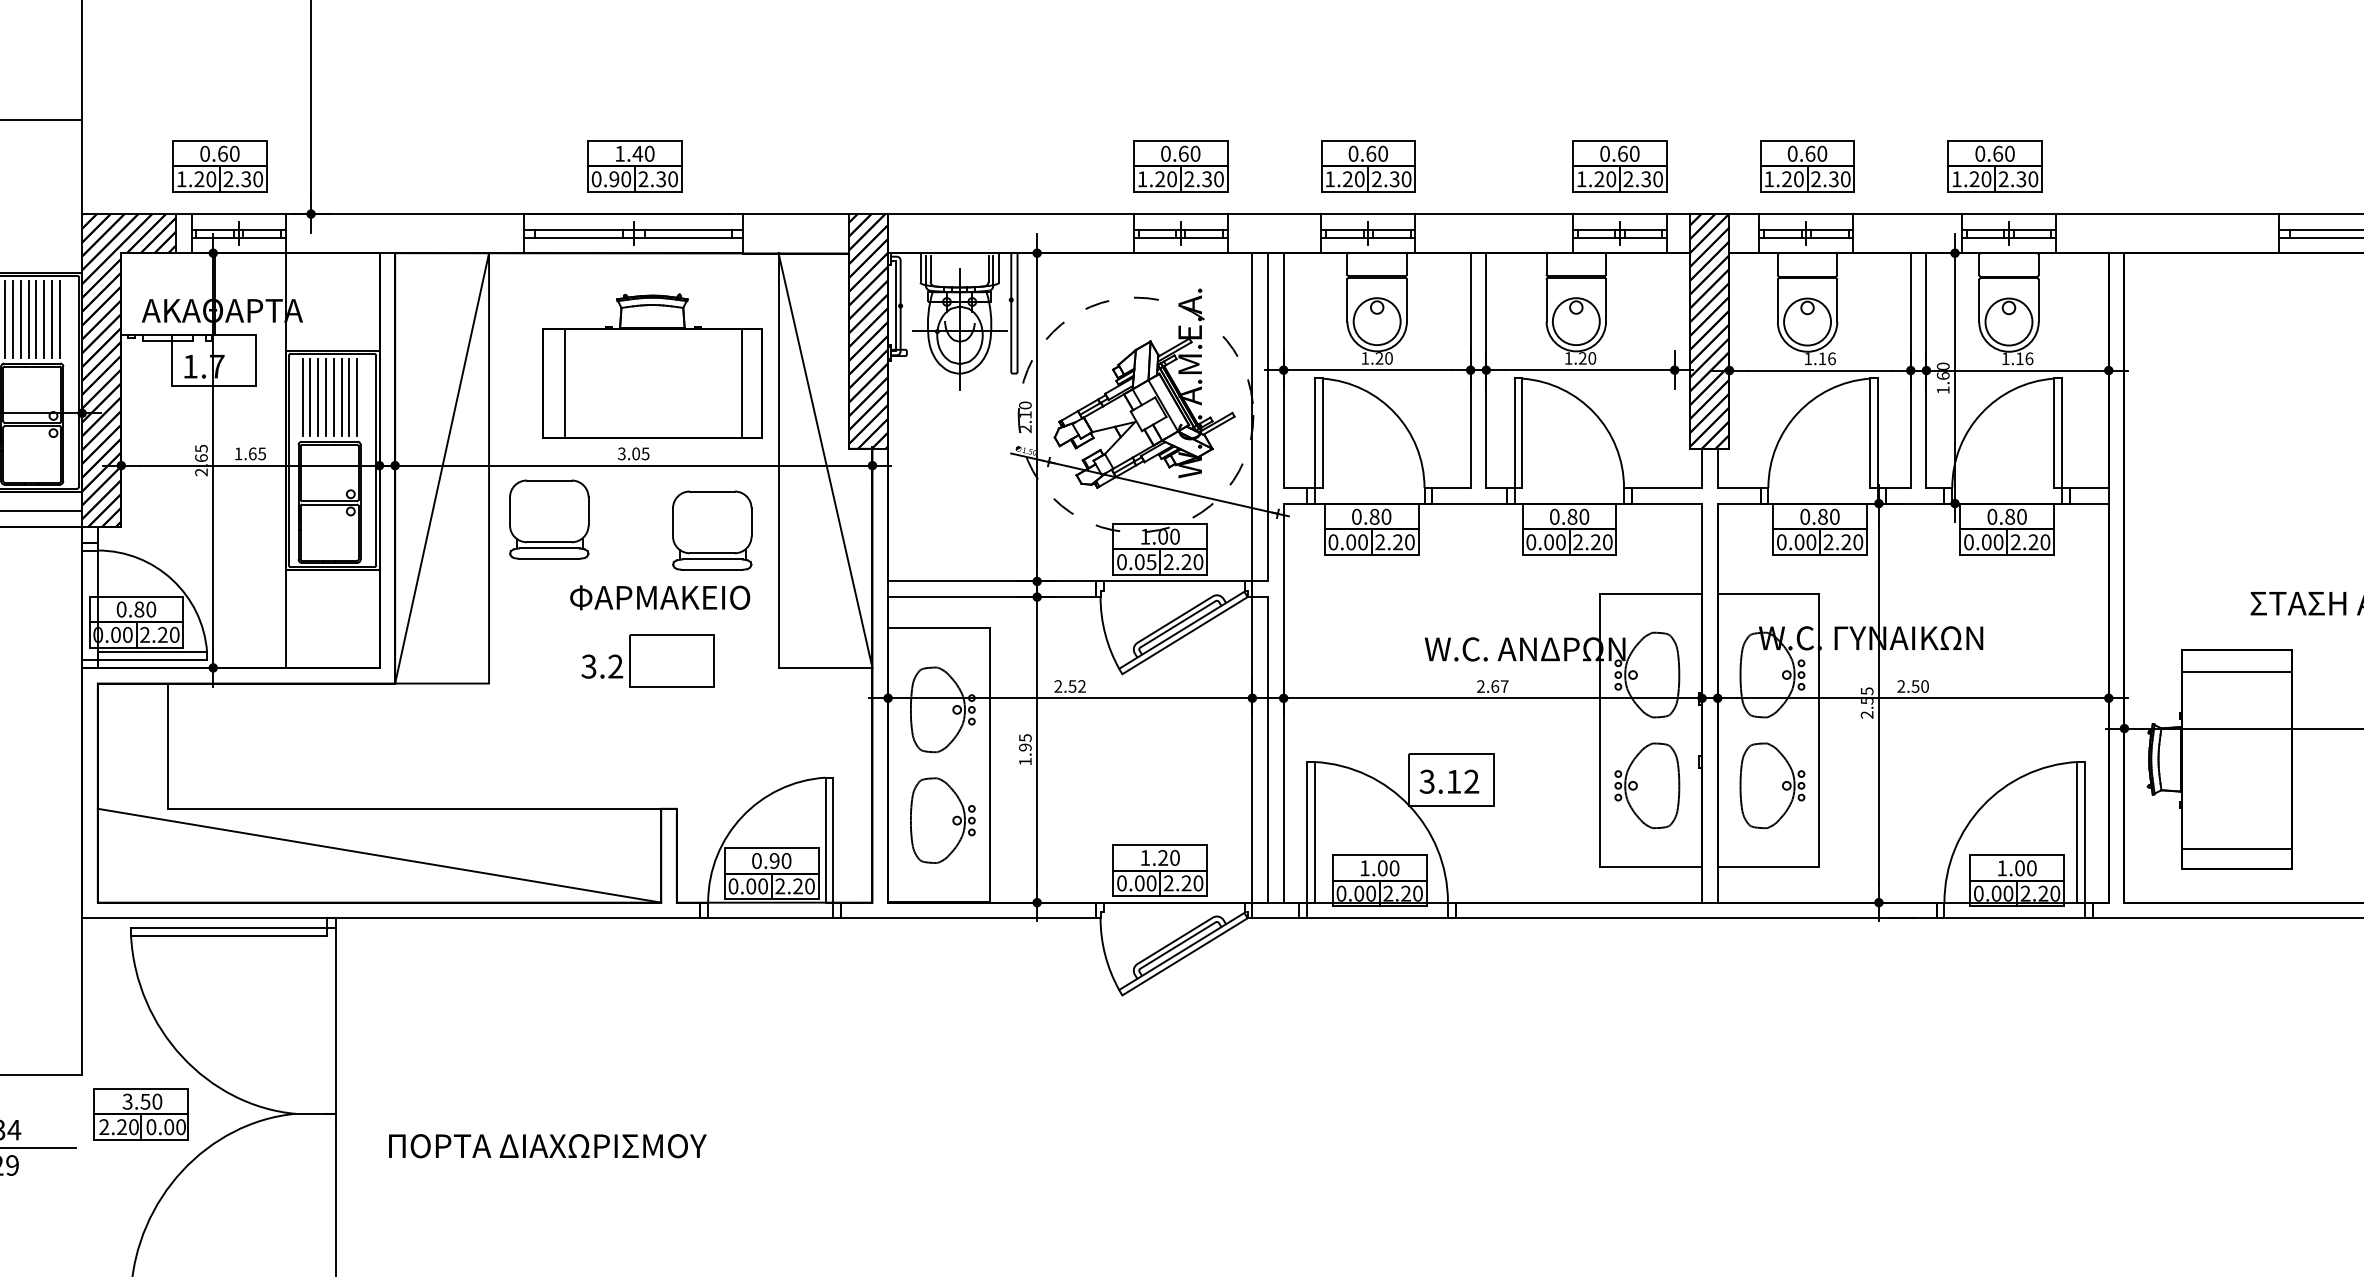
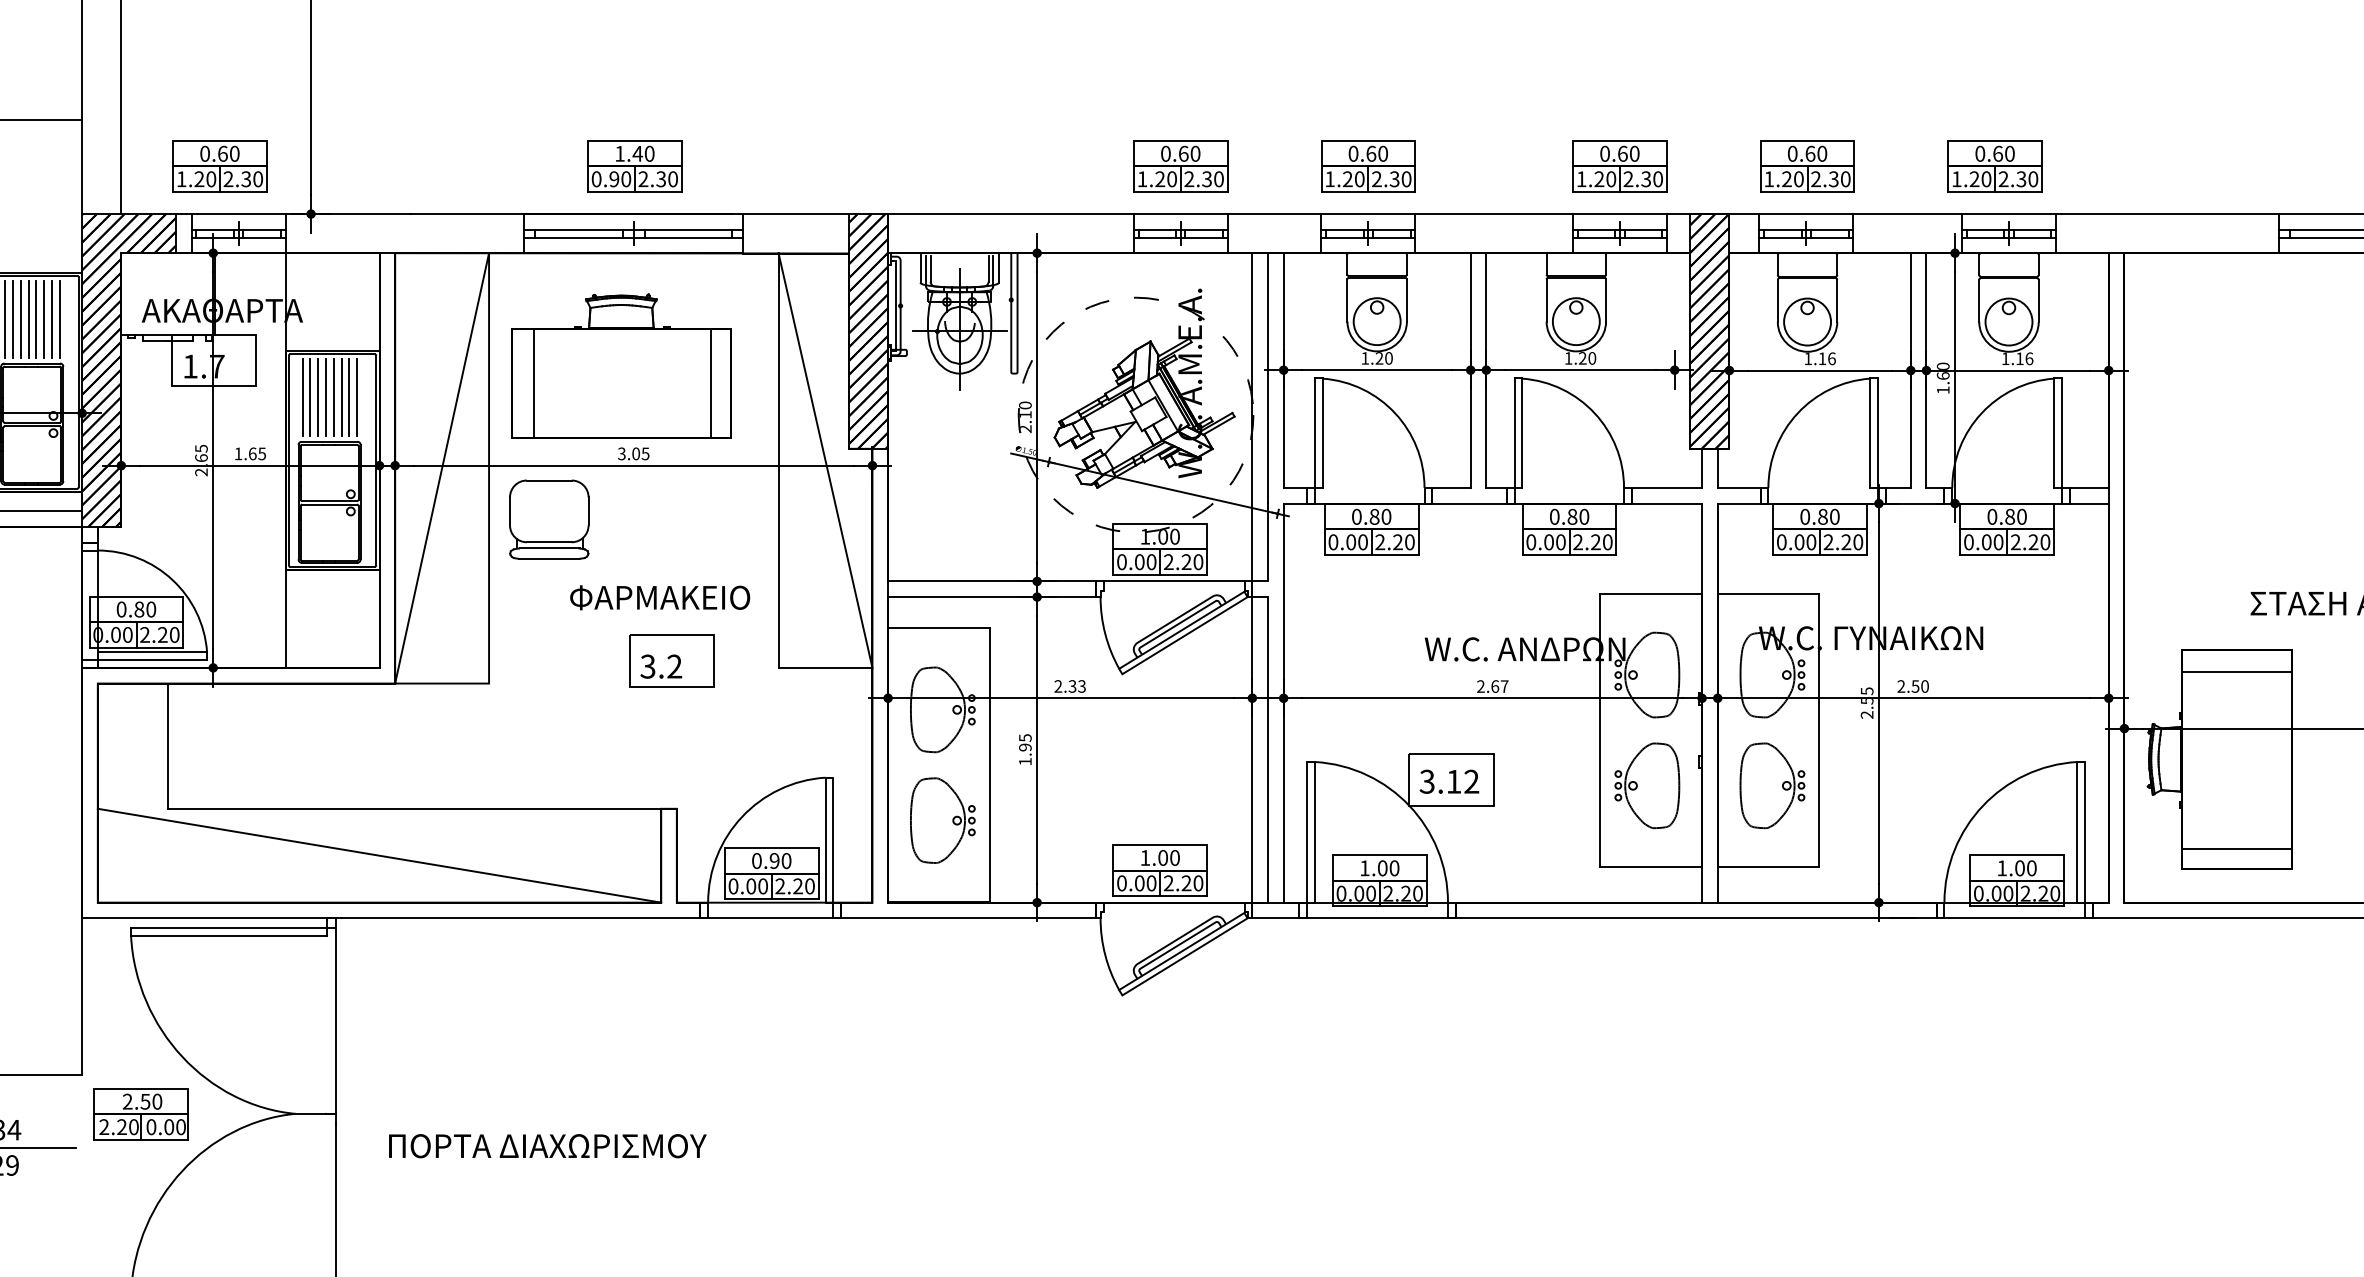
line: none -> present (121, 108)
part position: (652, 365) -> (621, 365) (621, 365)
part: present -> none (712, 530)
text: 0.05 -> 0.00 (1151, 562)
text position: (602, 666) -> (661, 666) (661, 666)
text: 2.52 -> 2.33 (1077, 686)
text: 1.20 -> 1.00 (1163, 857)
text: 3.50 -> 2.50 (127, 1101)
